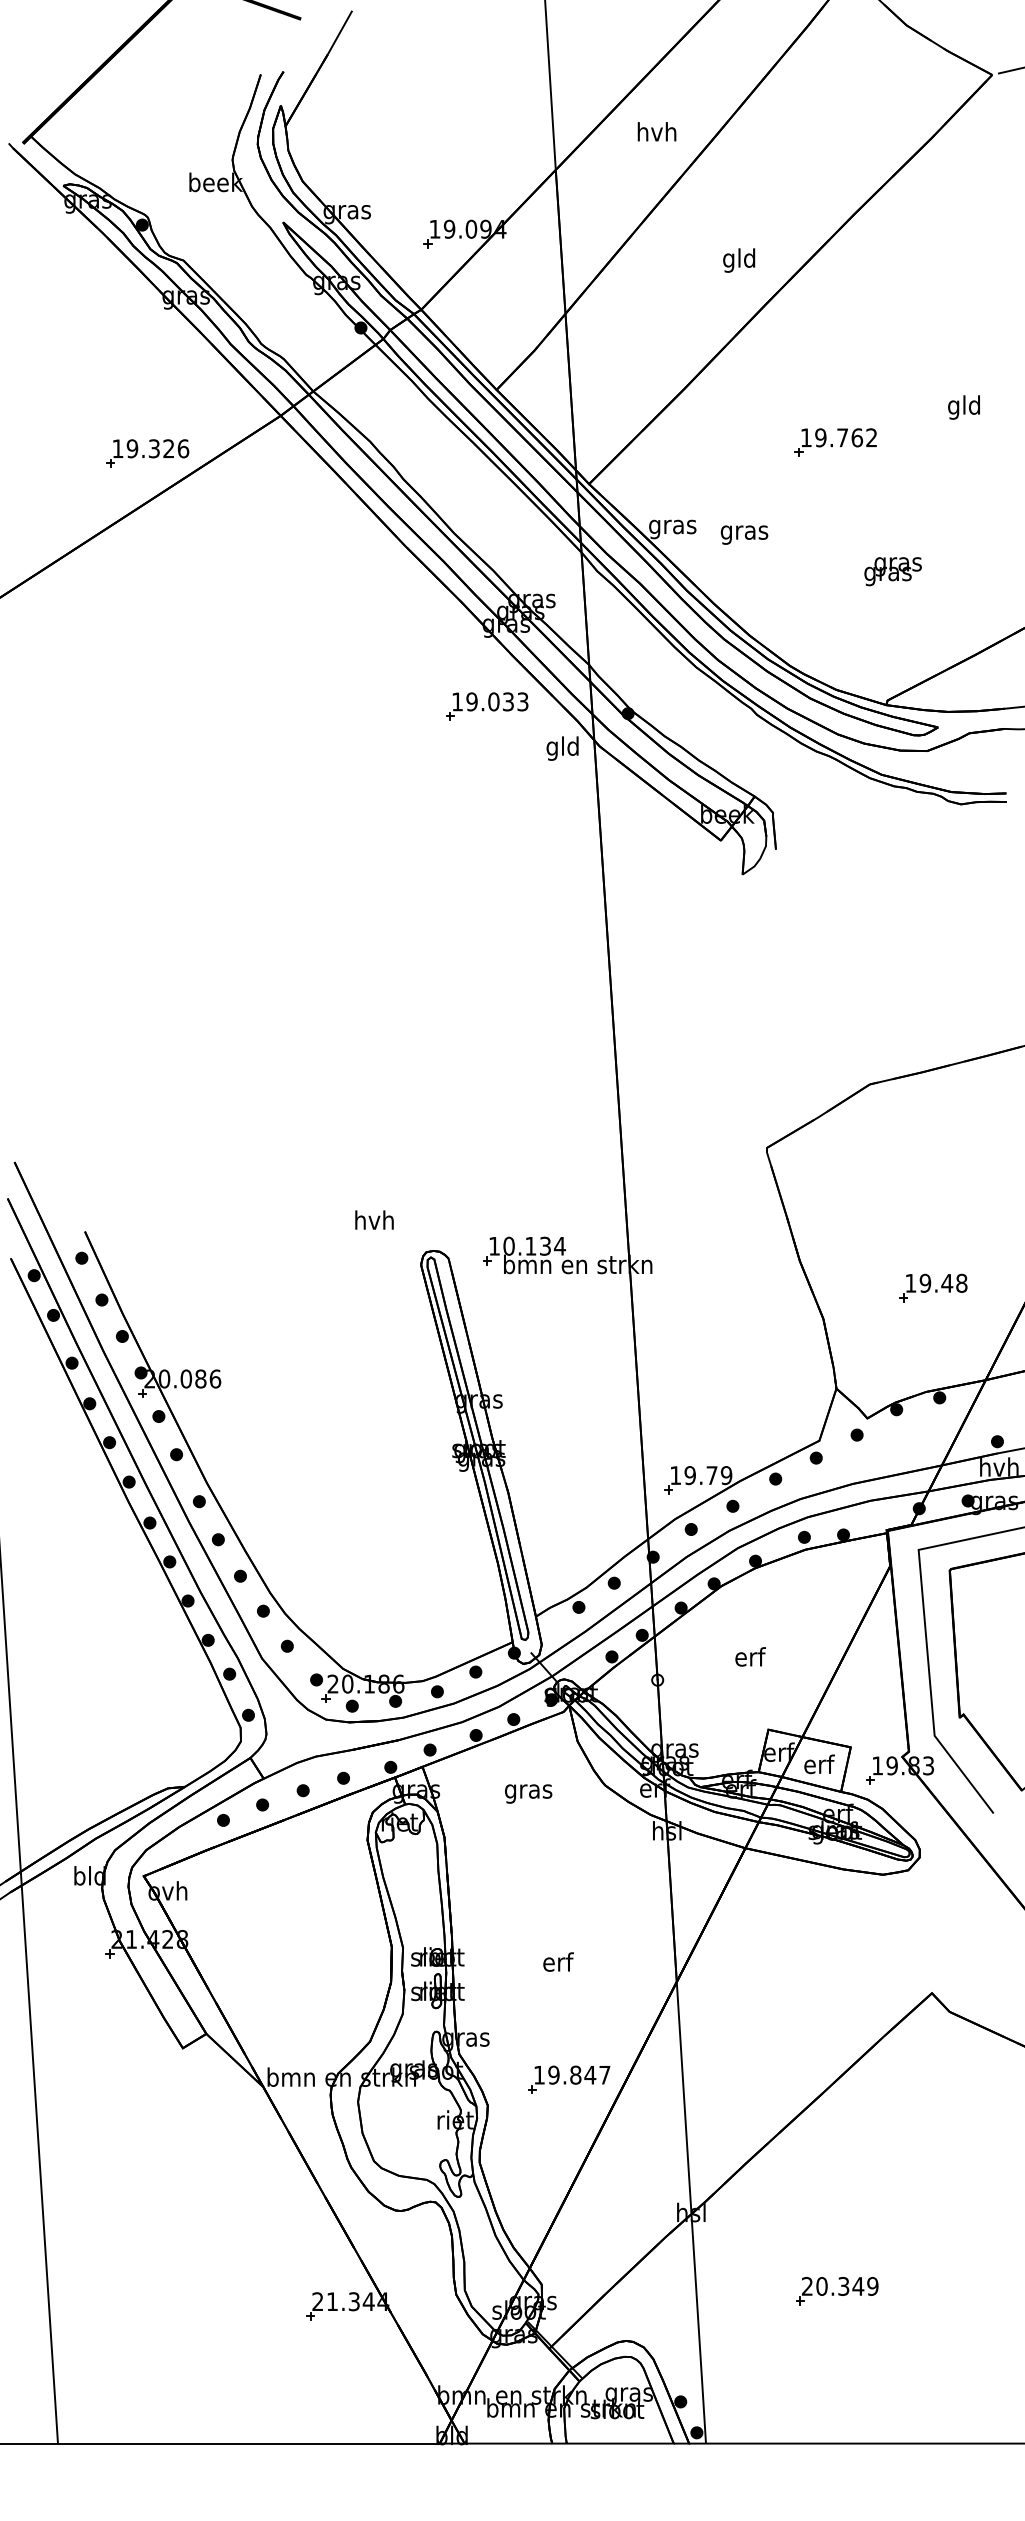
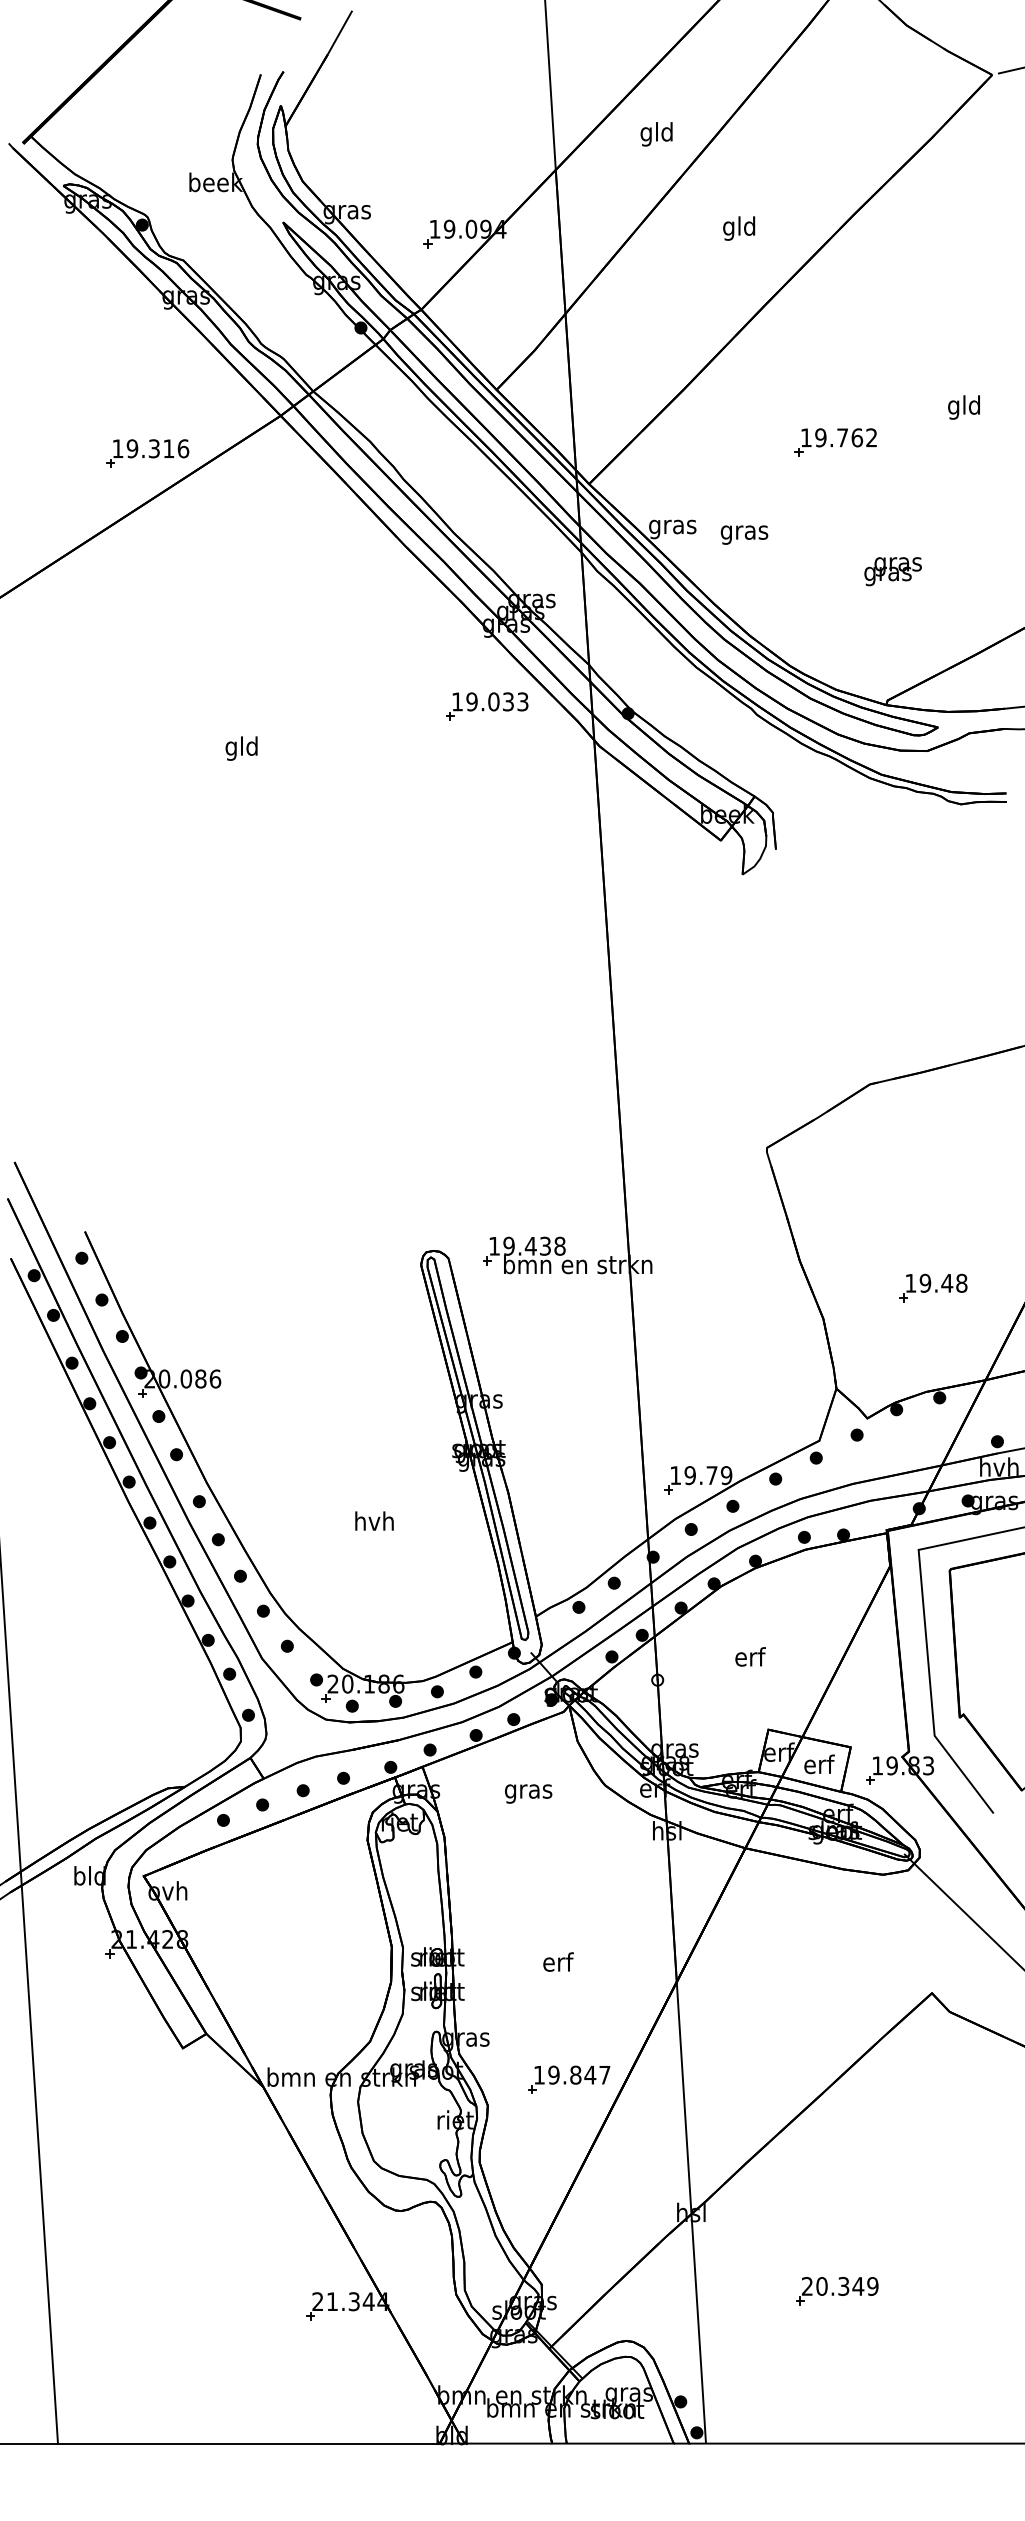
text: hvh -> gld (656, 134)
text position: (739, 260) -> (739, 228) (739, 228)
text: 19.326 -> 19.316 (168, 448)
text position: (562, 748) -> (241, 748) (241, 748)
text position: (374, 1219) -> (374, 1520) (374, 1520)
text: 10.134 -> 19.438 (534, 1245)
line: none -> present (962, 1910)
